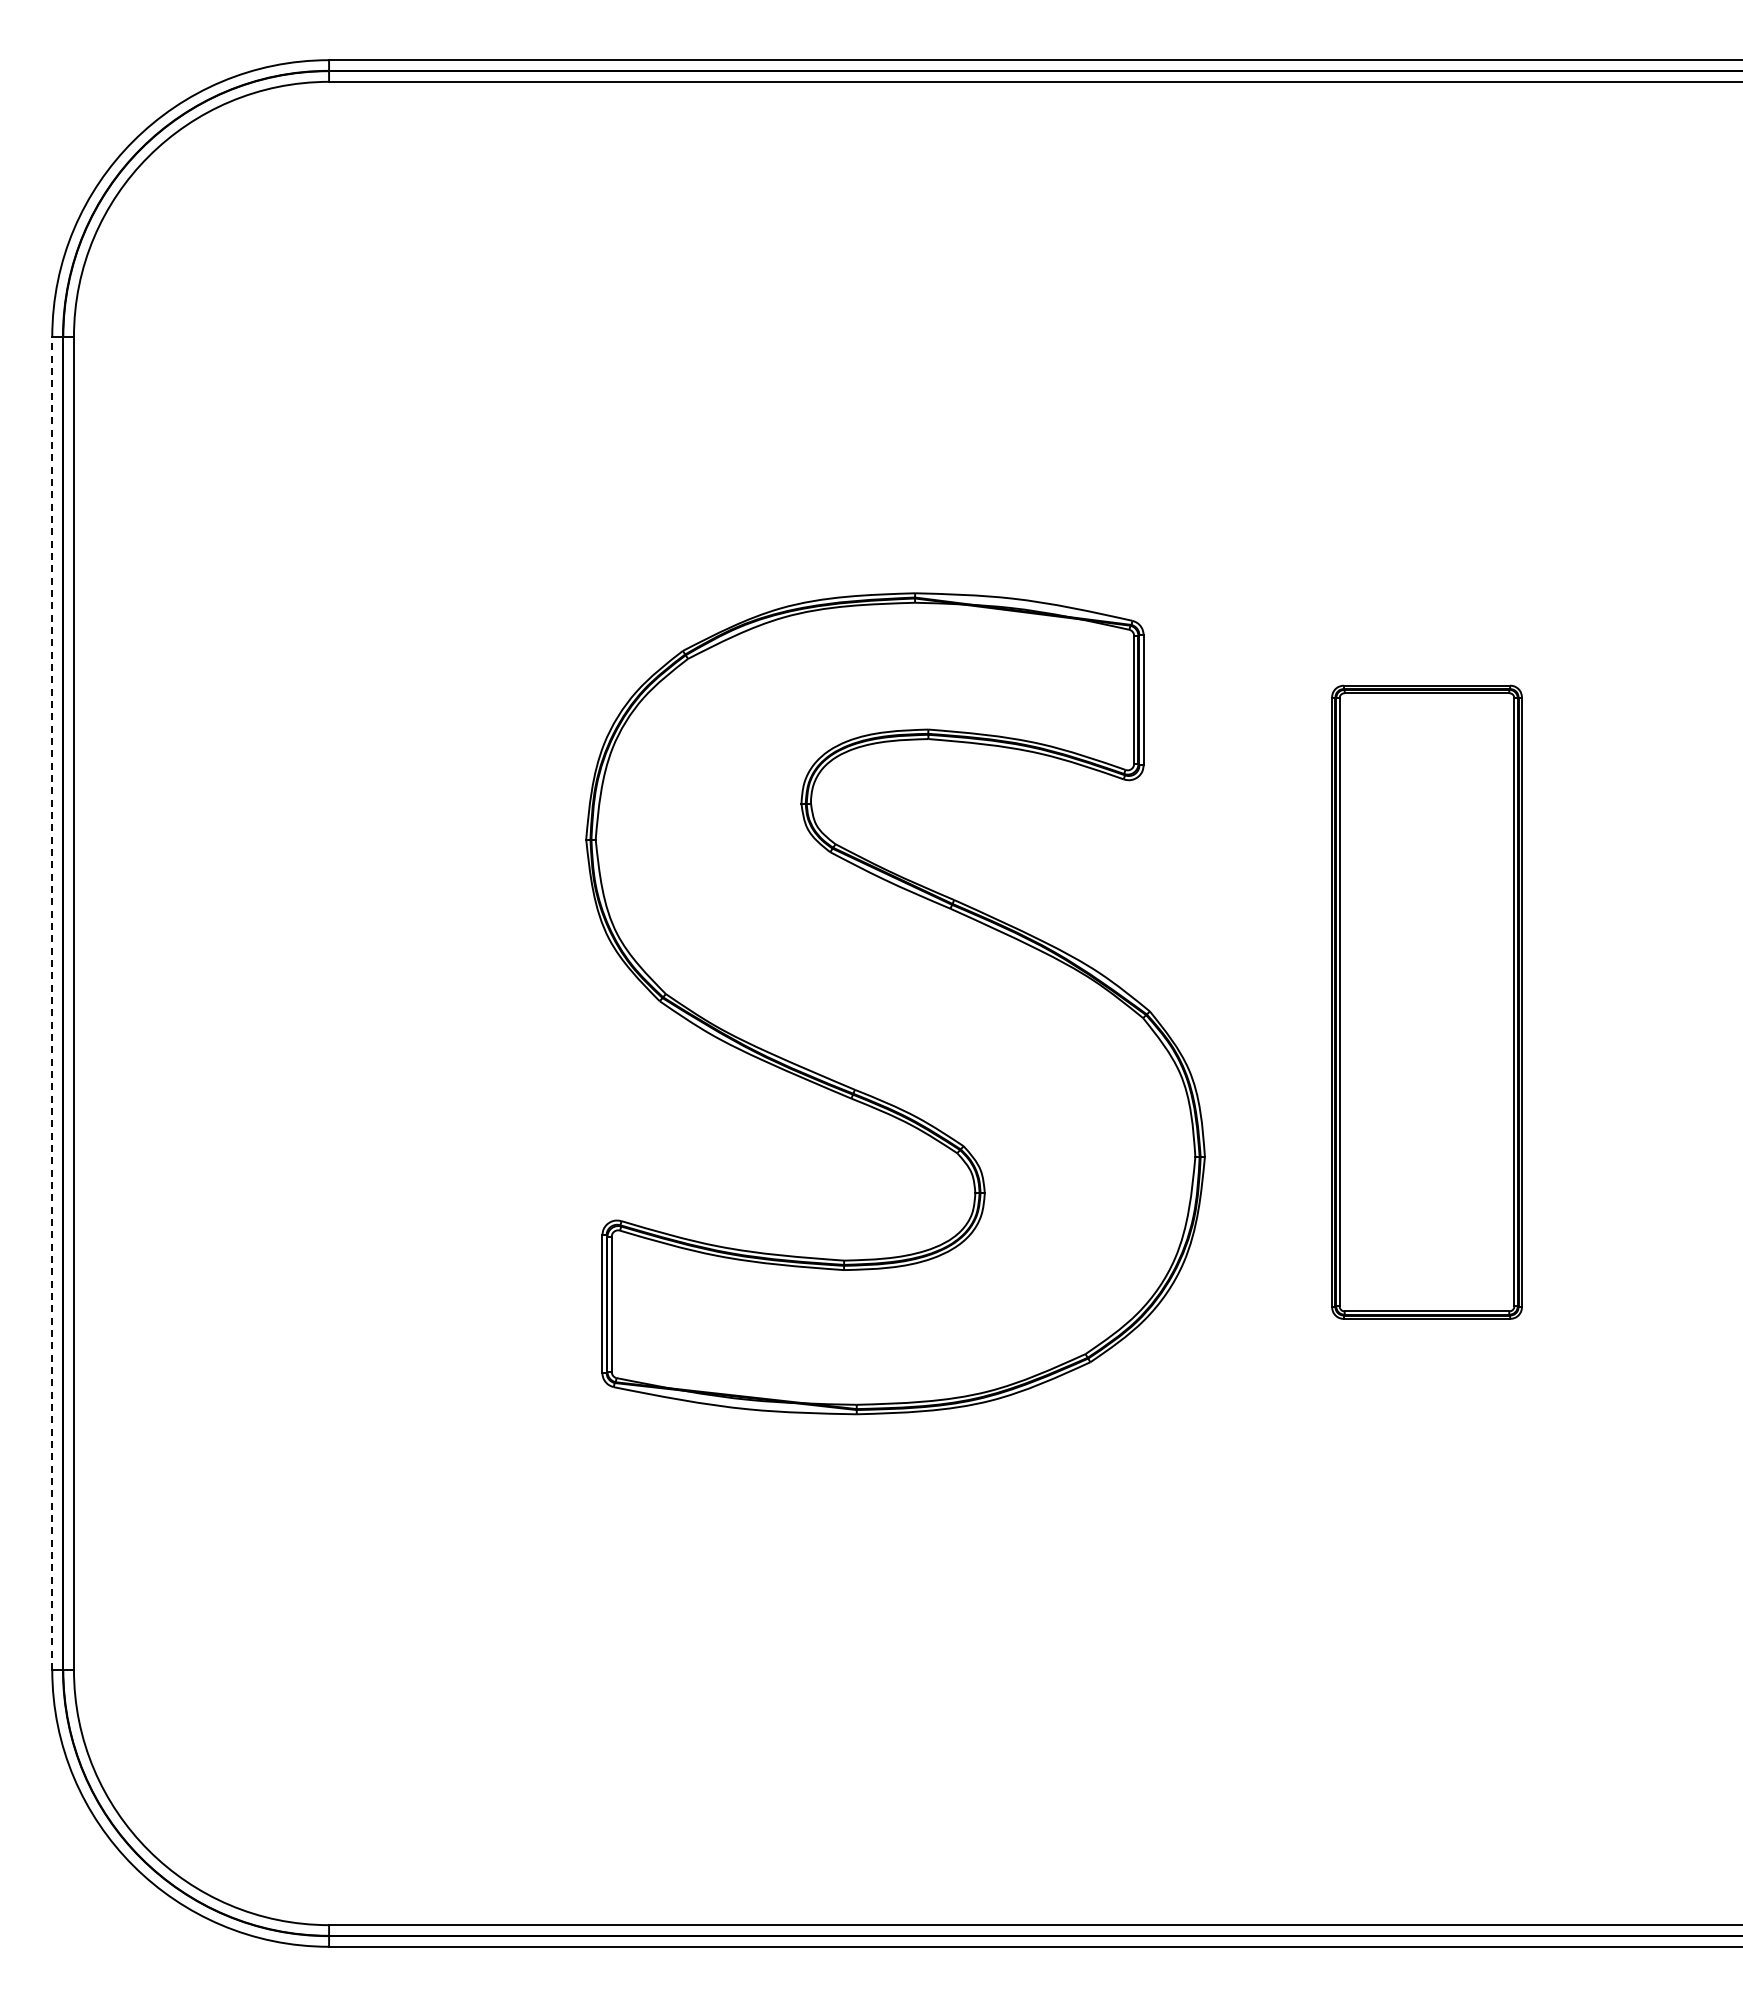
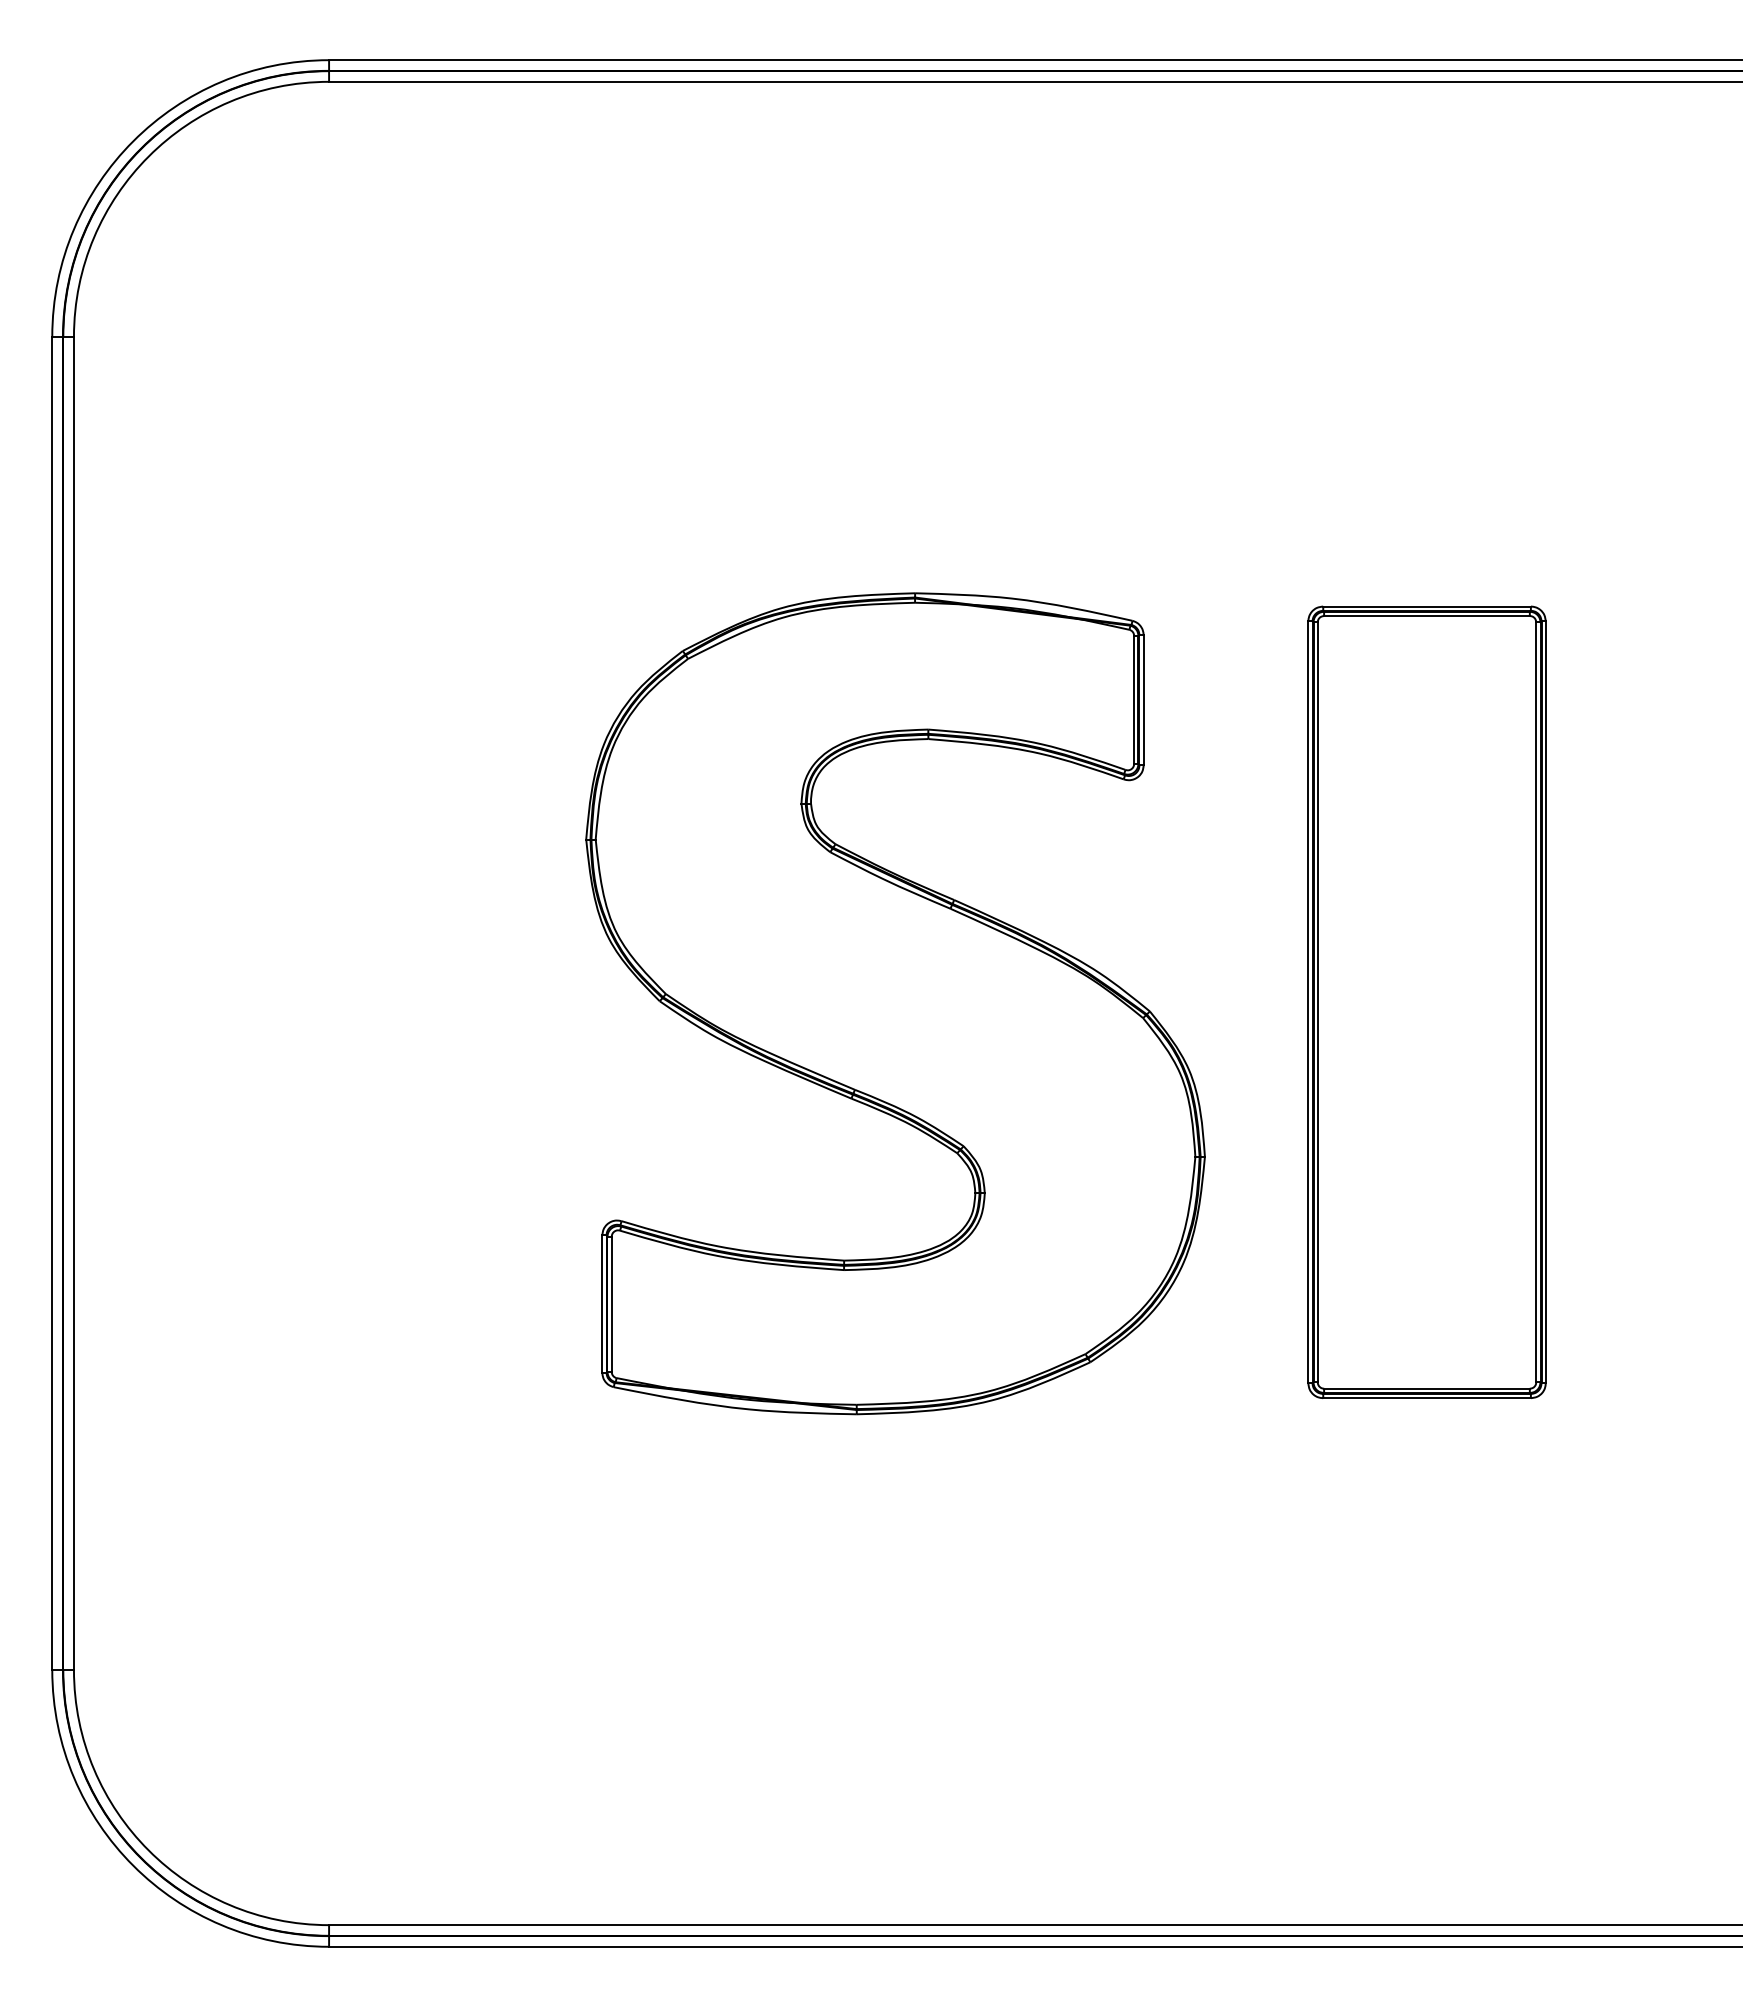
part size: 192x636 px -> 240x794 px (1426, 1001)
line: dashed -> solid (52, 1003)
